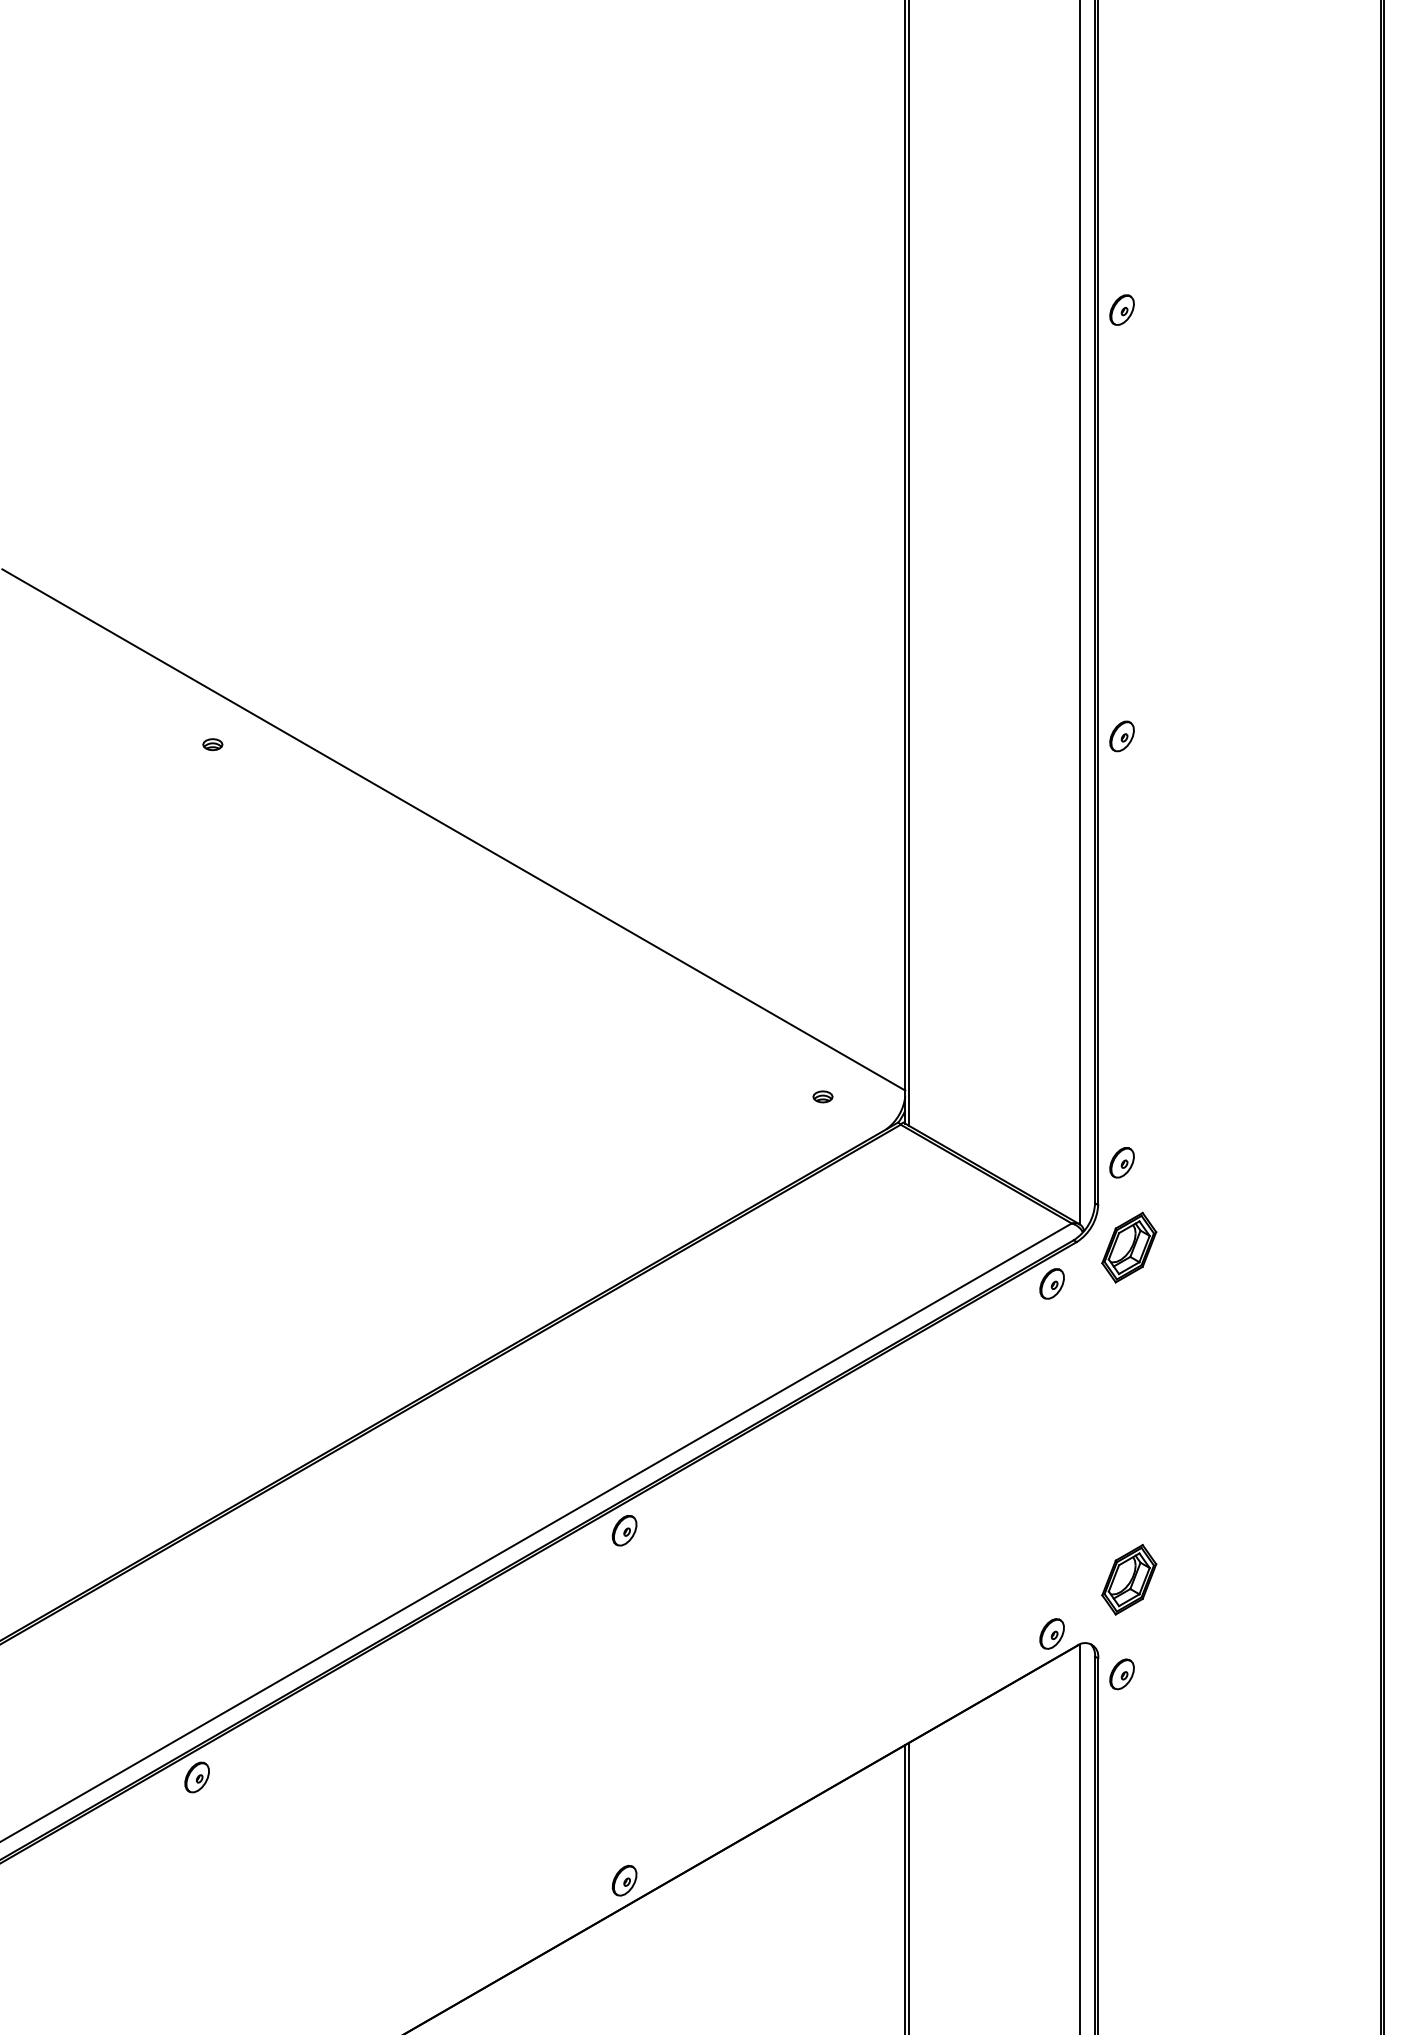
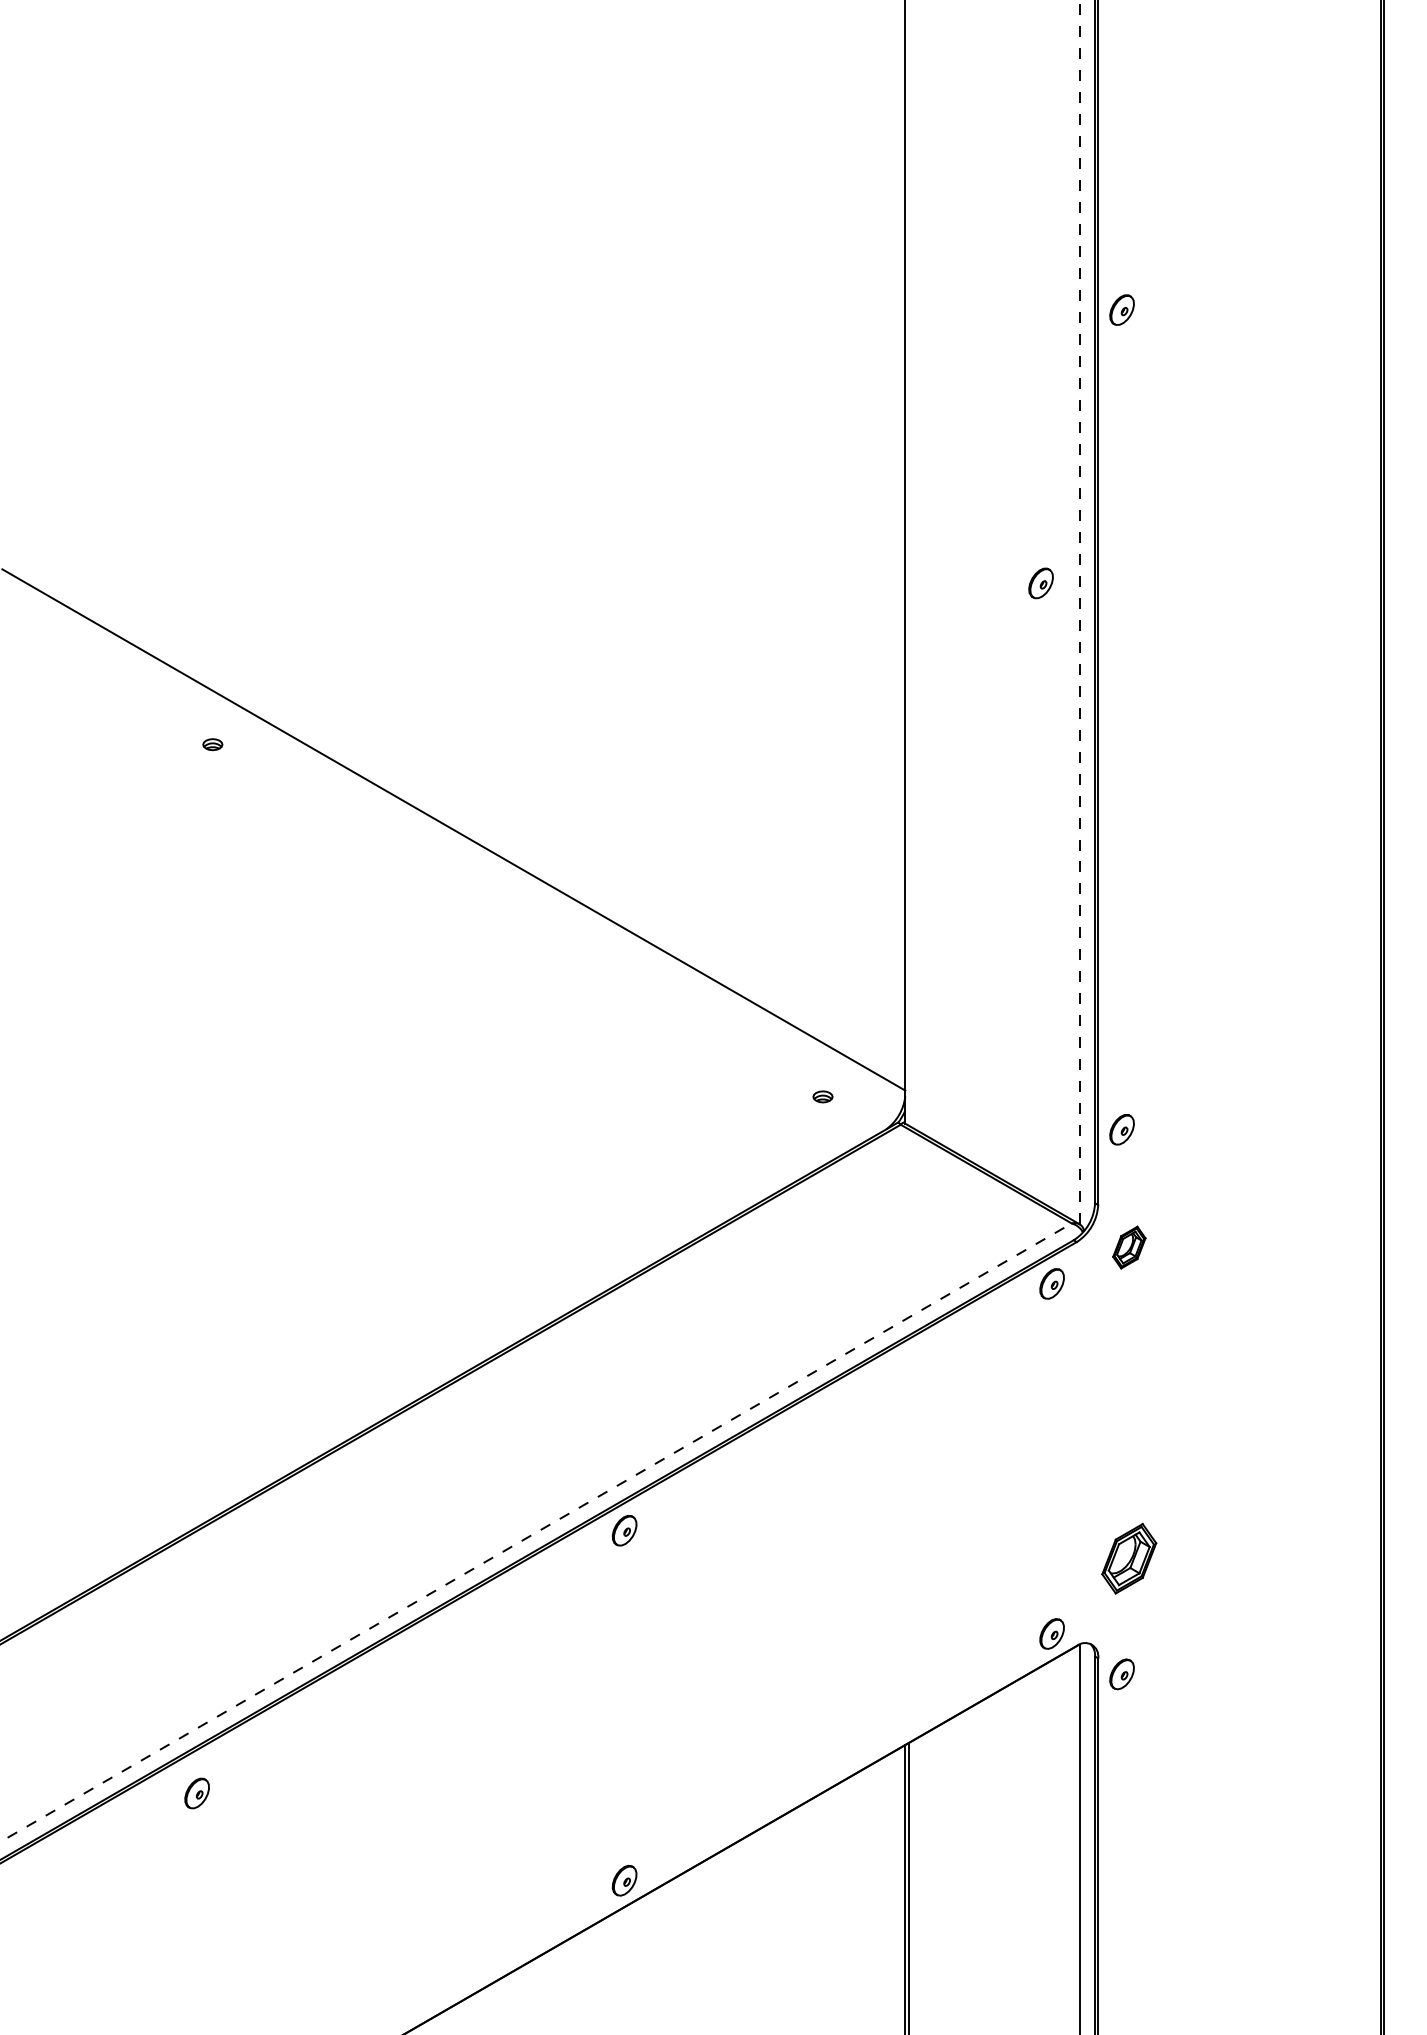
line: present -> none (908, 563)
line: solid -> dashed (1079, 612)
part position: (1121, 736) -> (1040, 583) (1040, 583)
part position: (1121, 1162) -> (1121, 1129) (1121, 1129)
part size: 57x73 px -> 35x45 px (1129, 1247)
line: solid -> dashed (536, 1532)
part position: (1129, 1579) -> (1129, 1558) (1129, 1558)
part position: (196, 1777) -> (196, 1793) (196, 1793)
